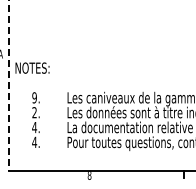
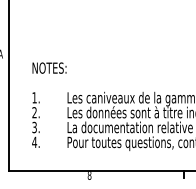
text position: (32, 67) -> (49, 67) (49, 67)
line: dashed -> solid (8, 85)
text: 9. -> 1. (34, 97)
text: 4. -> 3. (34, 127)
